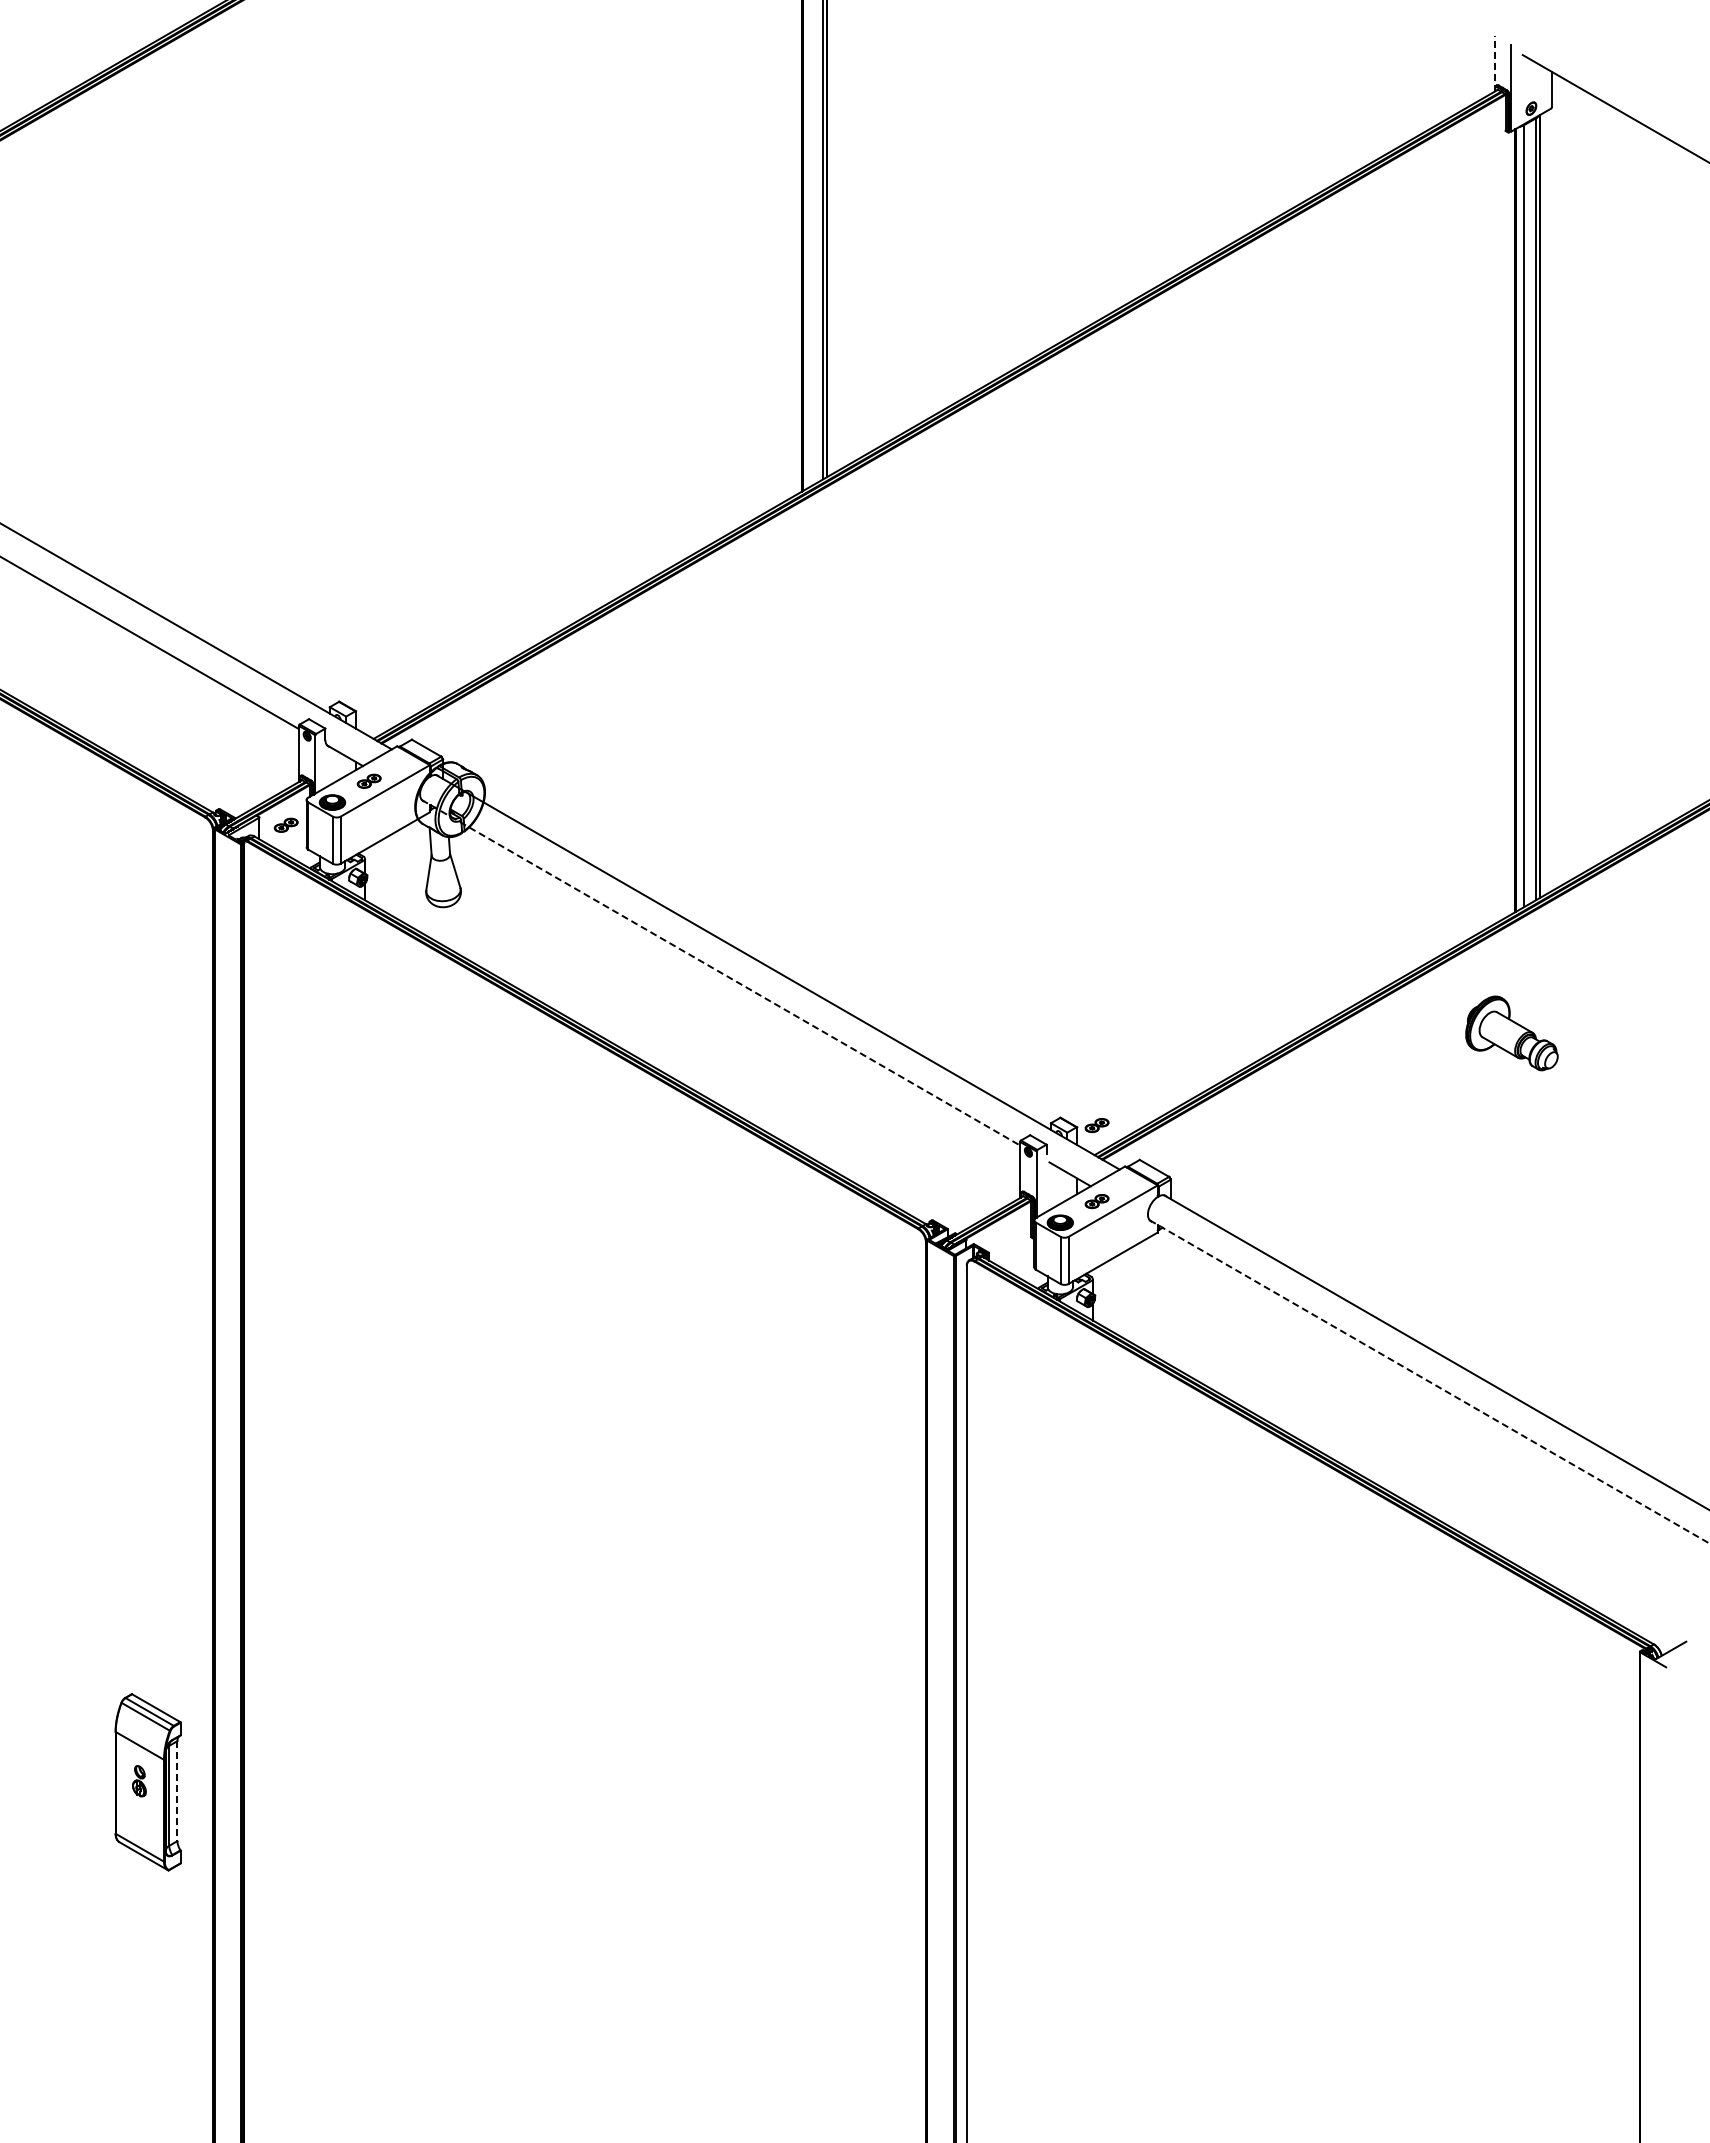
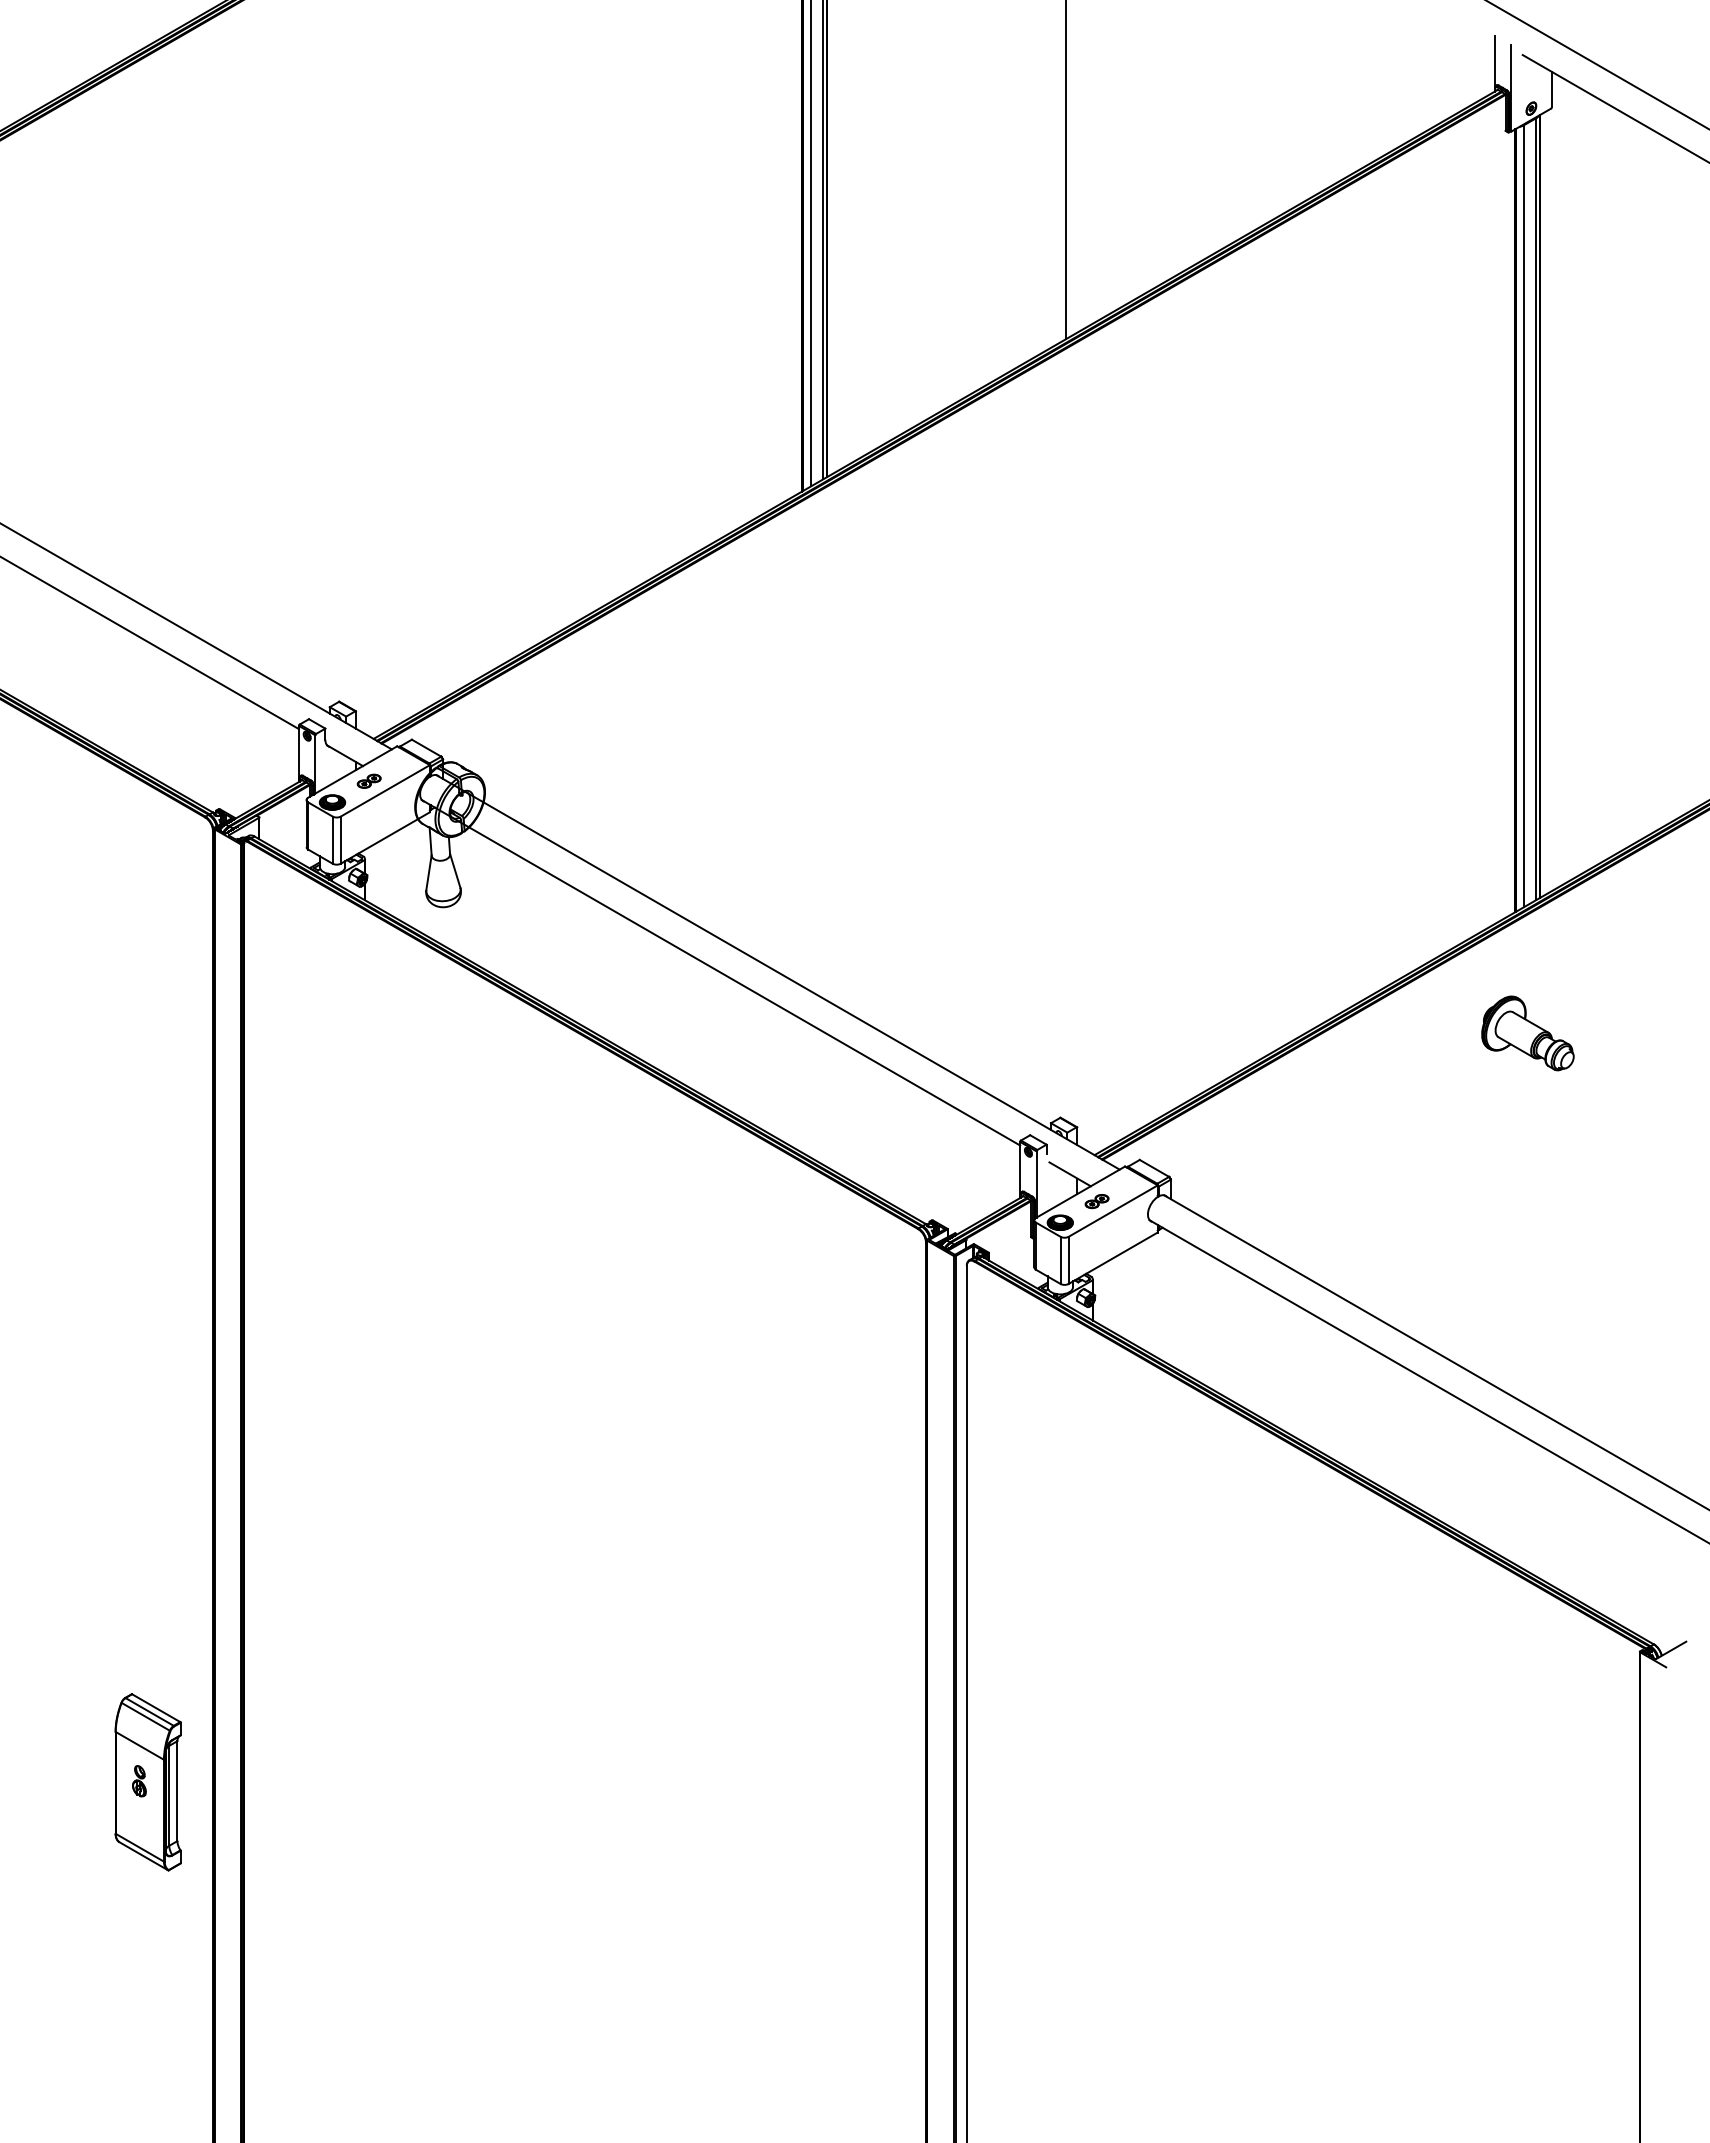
line: dashed -> solid (1494, 63)
line: none -> present (1597, 64)
line: none -> present (1066, 170)
line: none -> present (811, 244)
part: present -> none (285, 824)
line: dashed -> solid (721, 973)
part position: (1511, 1033) -> (1527, 1033) (1527, 1033)
part: present -> none (1096, 1125)
line: dashed -> solid (1430, 1382)
line: dashed -> solid (177, 1791)
